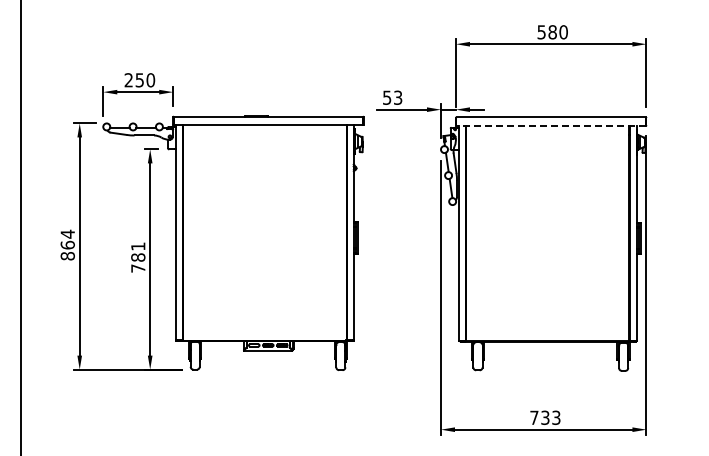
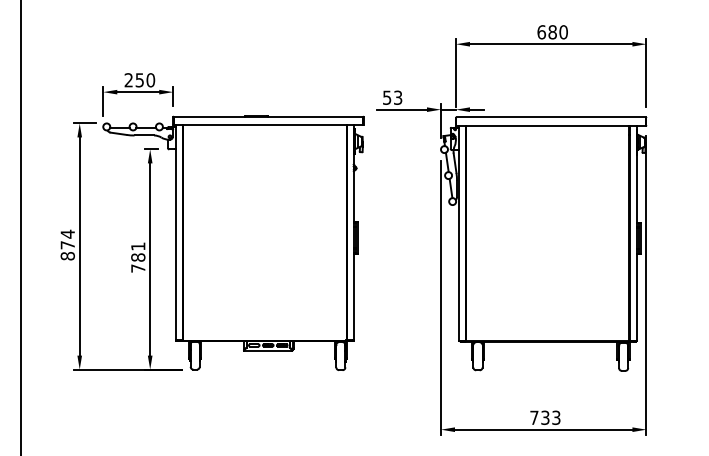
text: 580 -> 680 (541, 32)
line: dashed -> solid (551, 125)
text: 864 -> 874 (67, 244)
